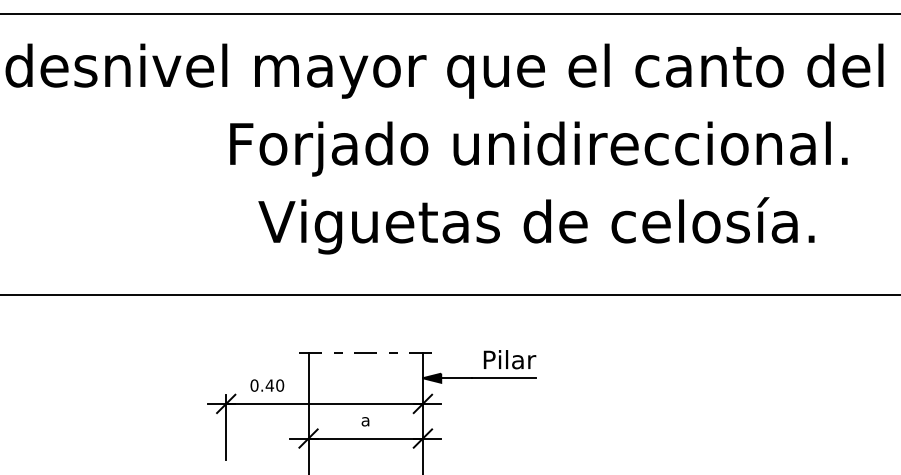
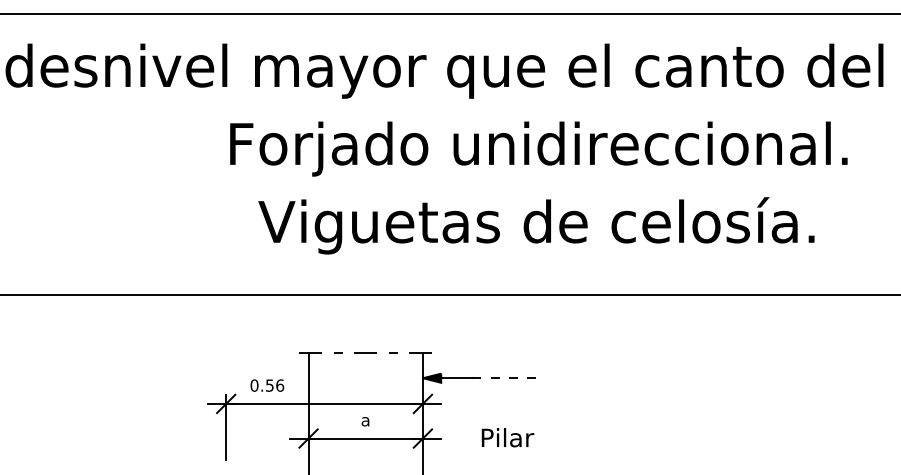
text position: (509, 359) -> (507, 437) (507, 437)
line: solid -> dashed (504, 378)
text: 0.40 -> 0.56 (274, 385)
